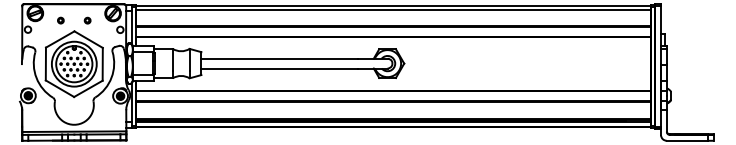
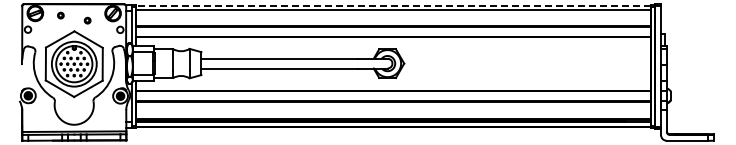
line: solid -> dashed (393, 5)
part position: (60, 20) -> (60, 15) (60, 15)
